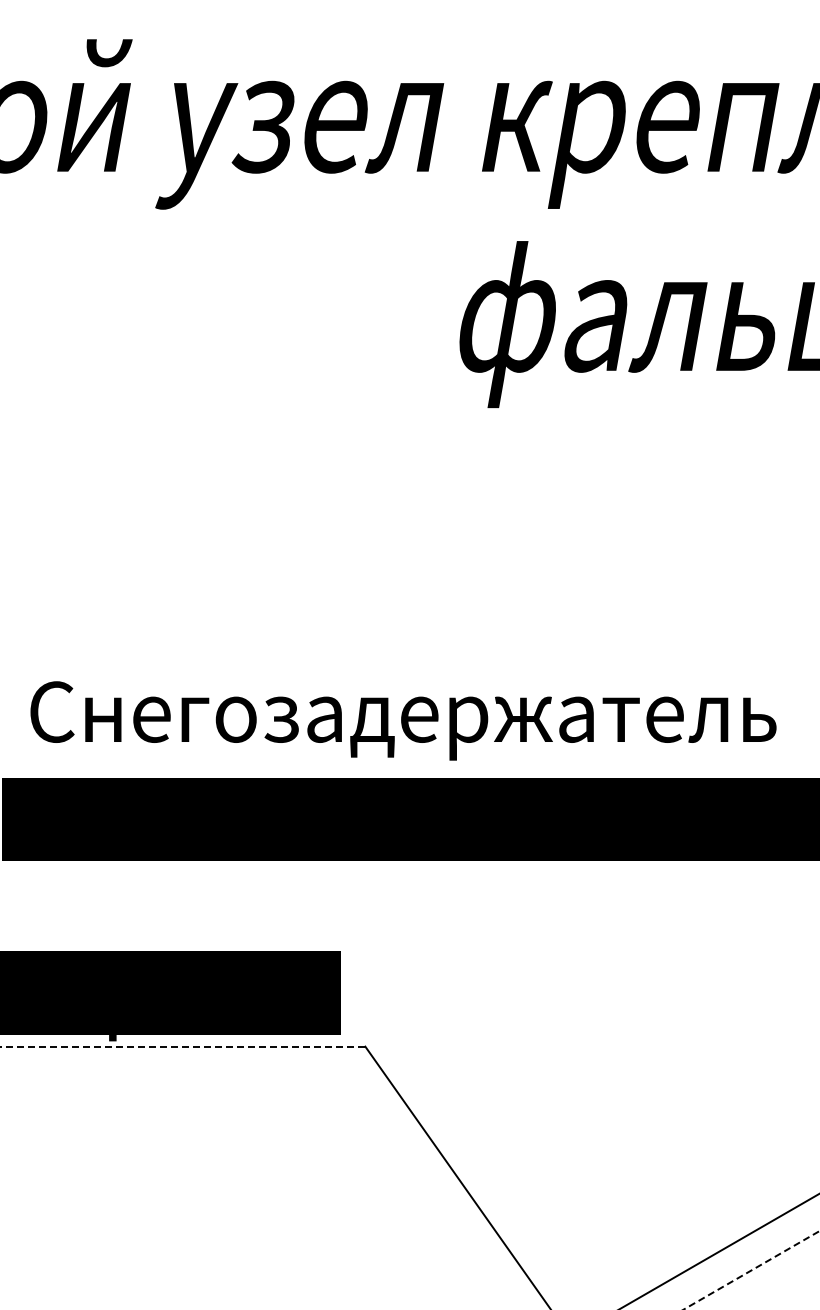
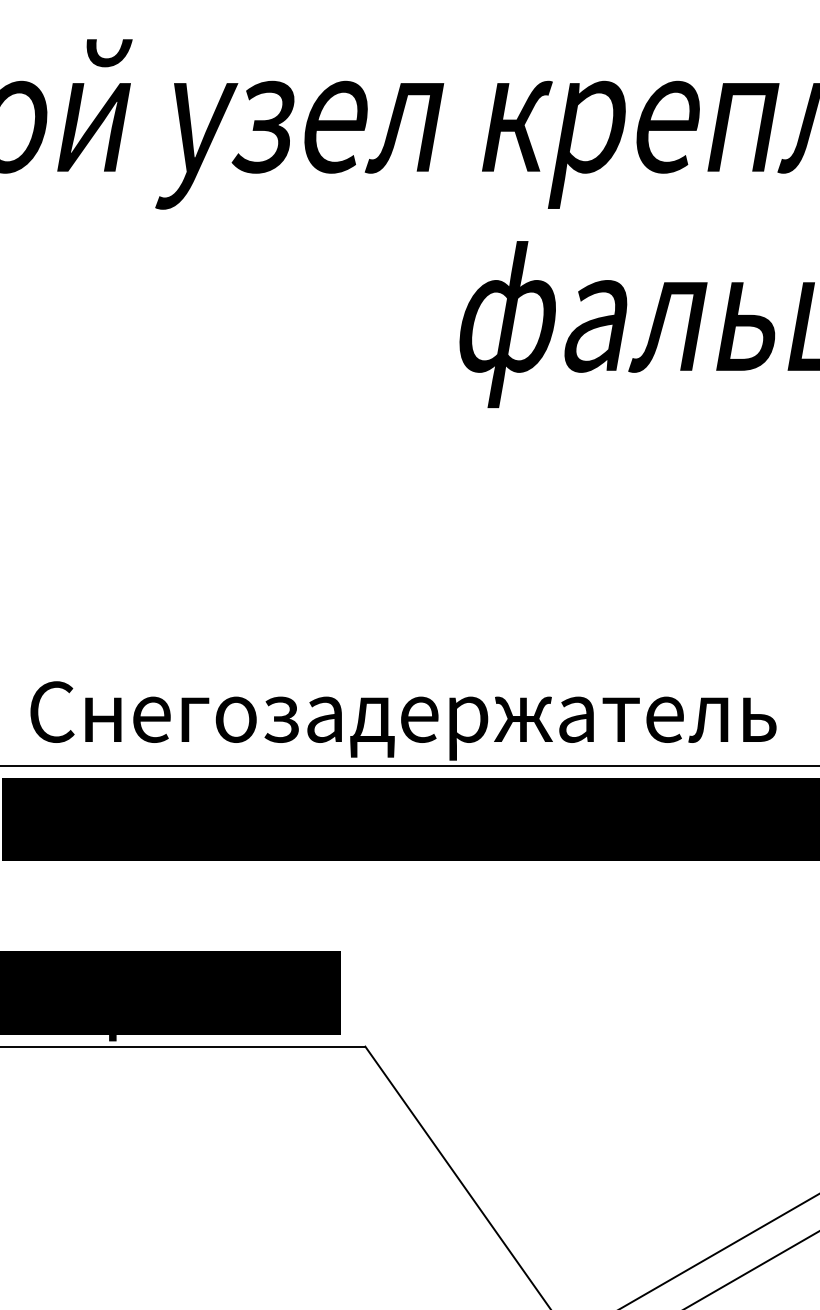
line: none -> present (409, 765)
line: dashed -> solid (182, 1046)
line: dashed -> solid (752, 1270)
